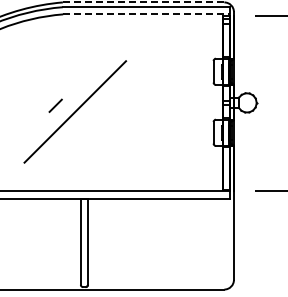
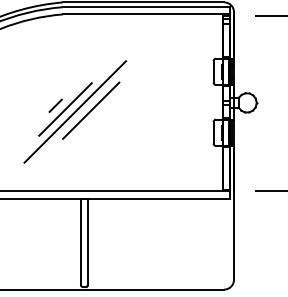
line: dashed -> solid (143, 2)
line: dashed -> solid (146, 14)
line: none -> present (65, 109)
line: none -> present (91, 110)
